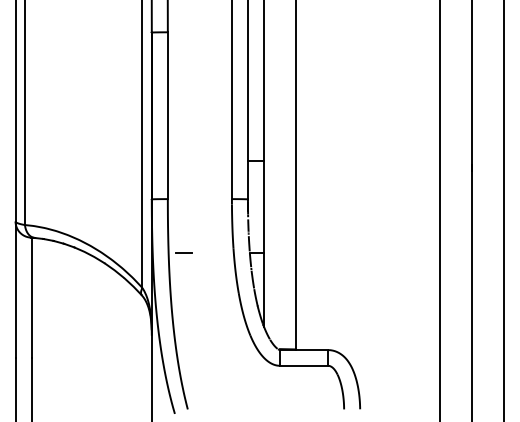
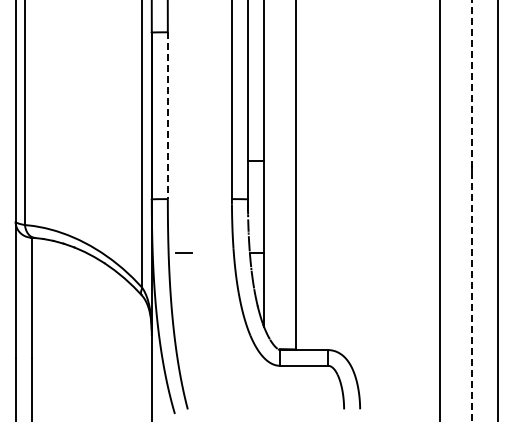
line: solid -> dashed (167, 116)
line position: (504, 210) -> (498, 210) (498, 210)
line: solid -> dashed (472, 211)
